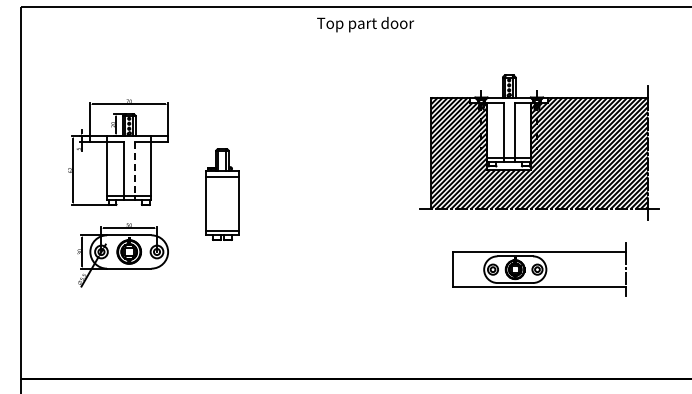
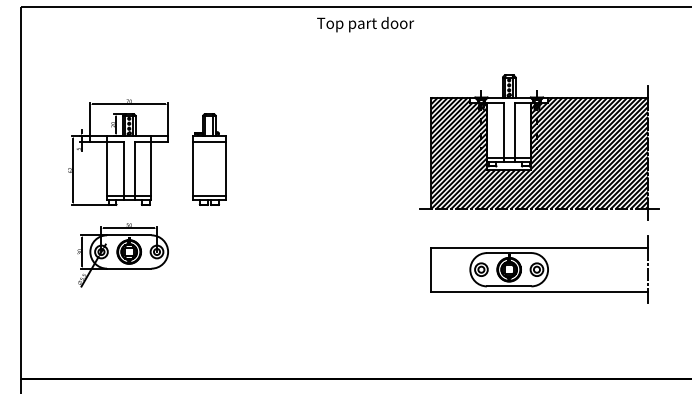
line: dashed -> solid (134, 169)
part position: (222, 194) -> (209, 159) (209, 159)
part size: 175x55 px -> 219x69 px (539, 269)
